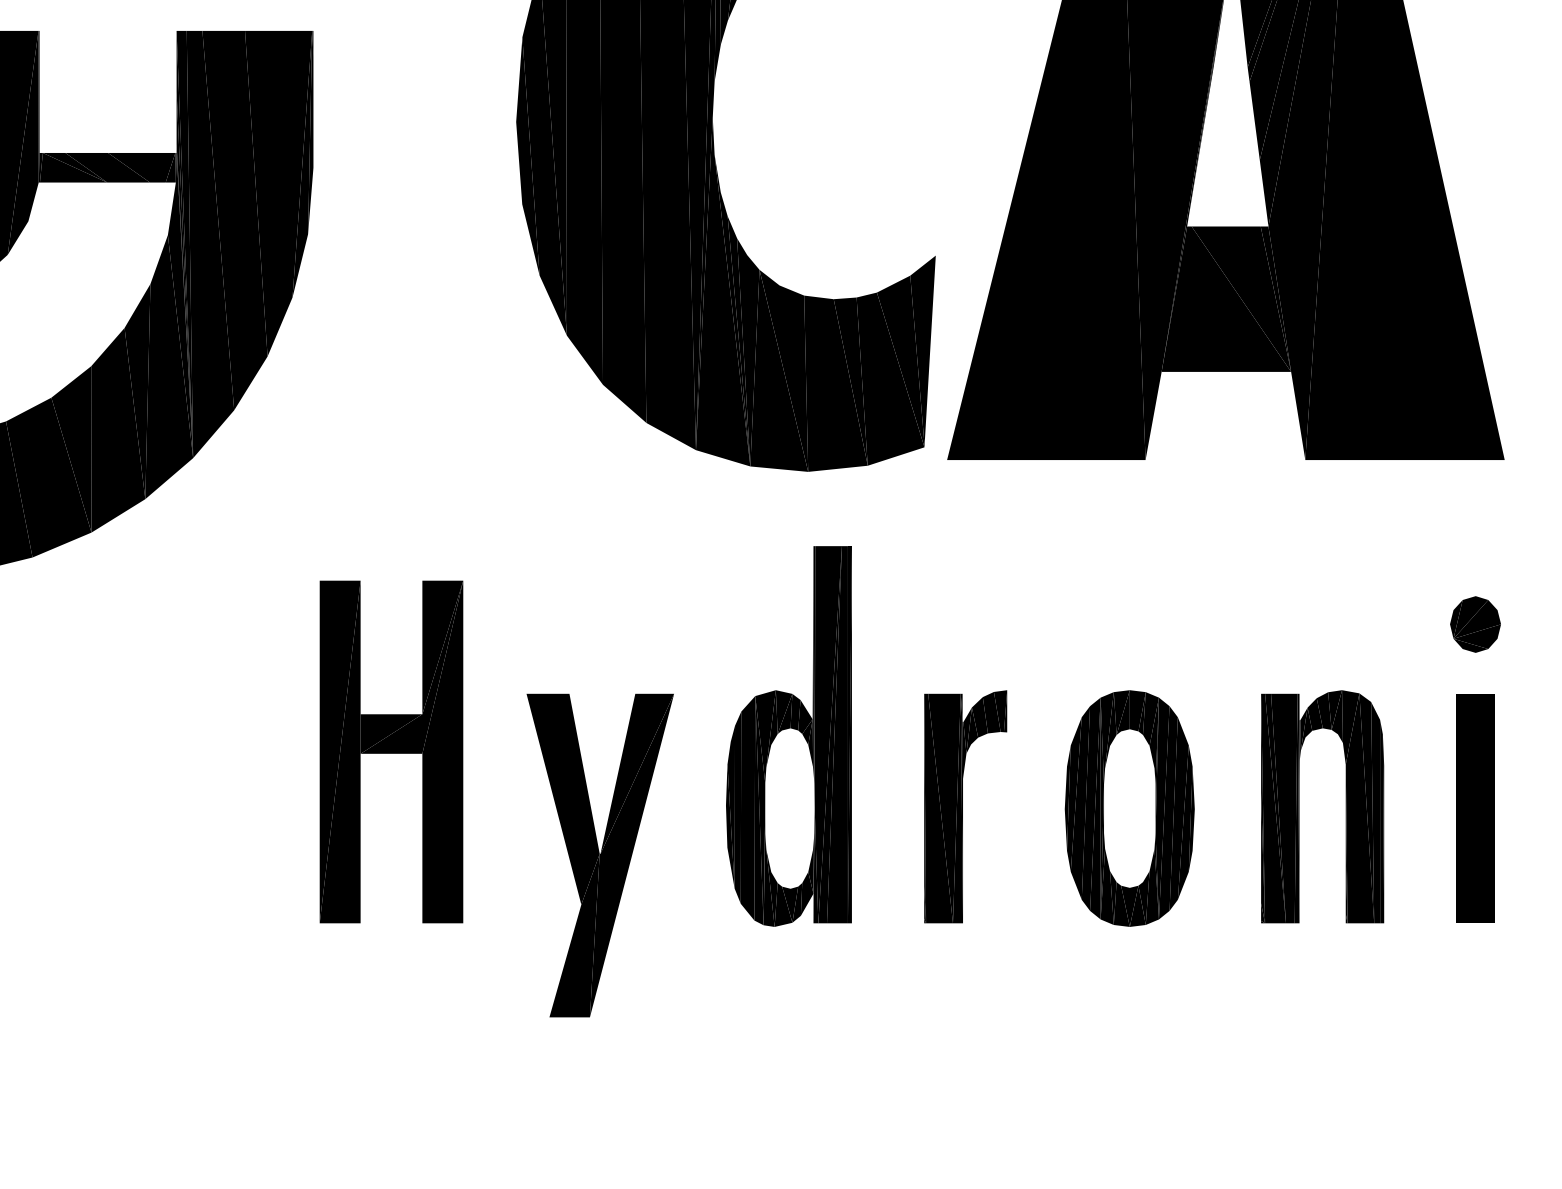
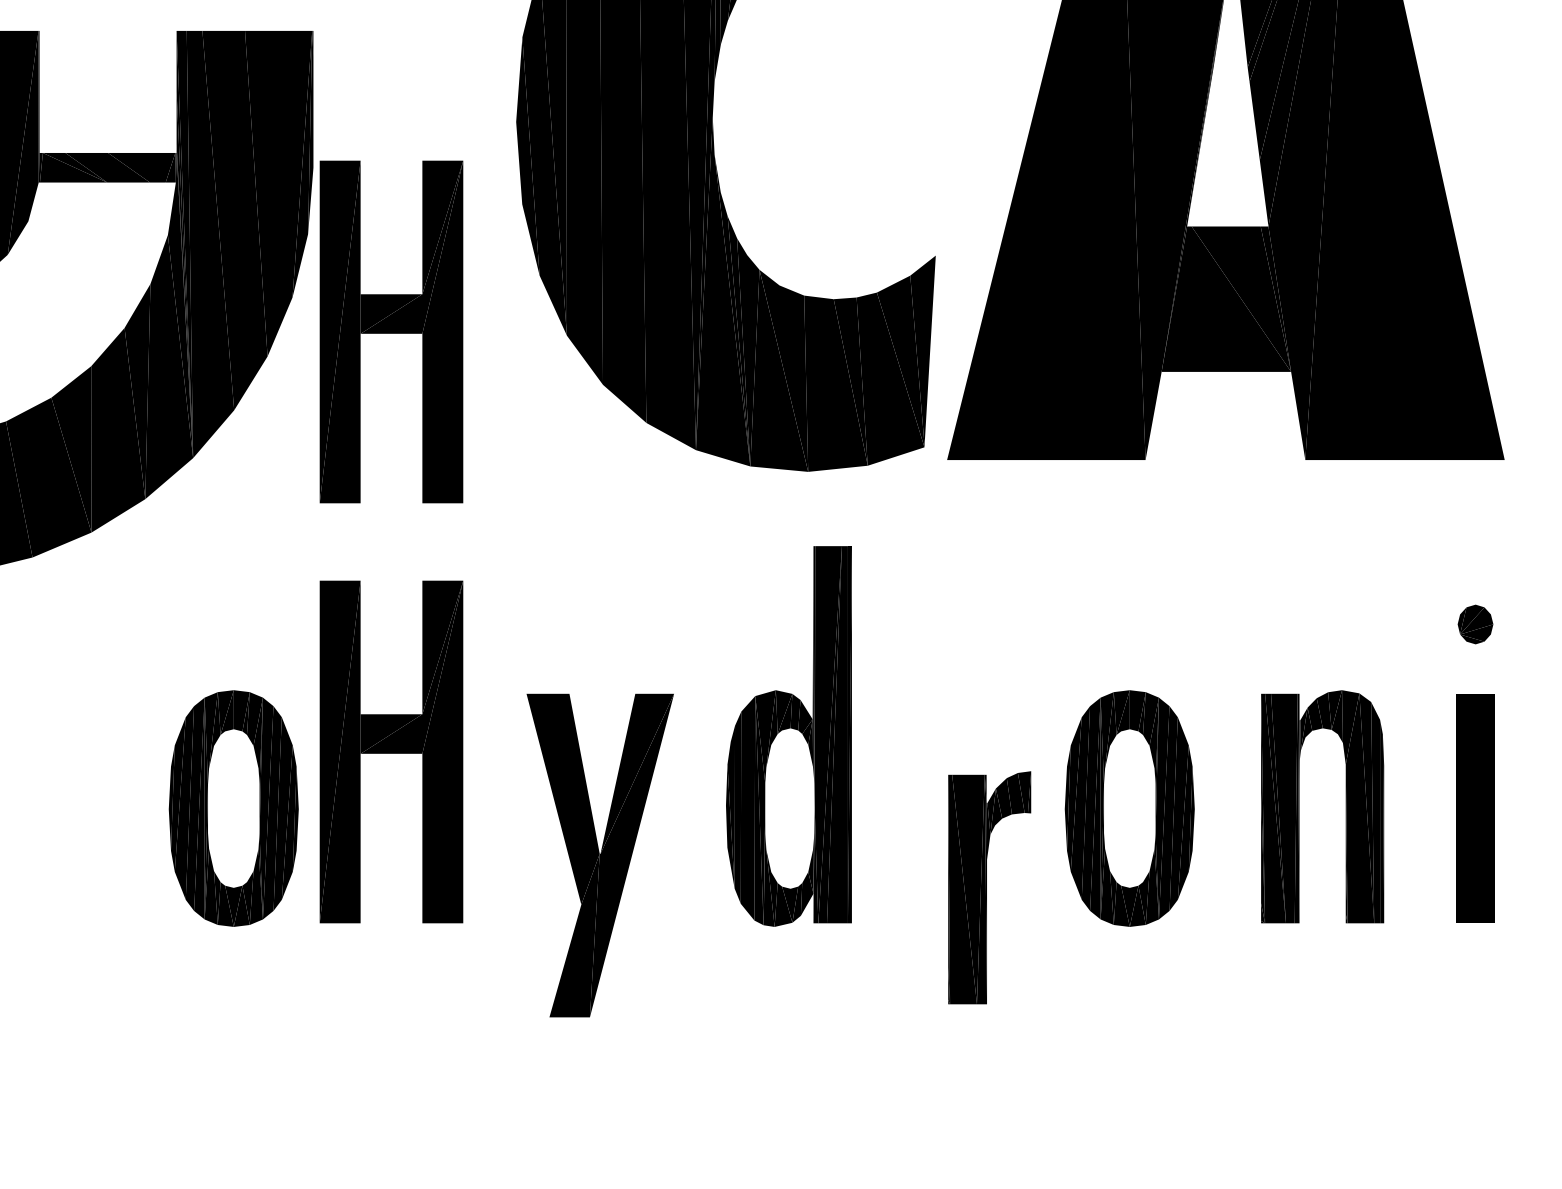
part: none -> present (391, 331)
part size: 51x57 px -> 37x41 px (1475, 624)
part position: (965, 806) -> (989, 887) (989, 887)
part: none -> present (233, 808)
